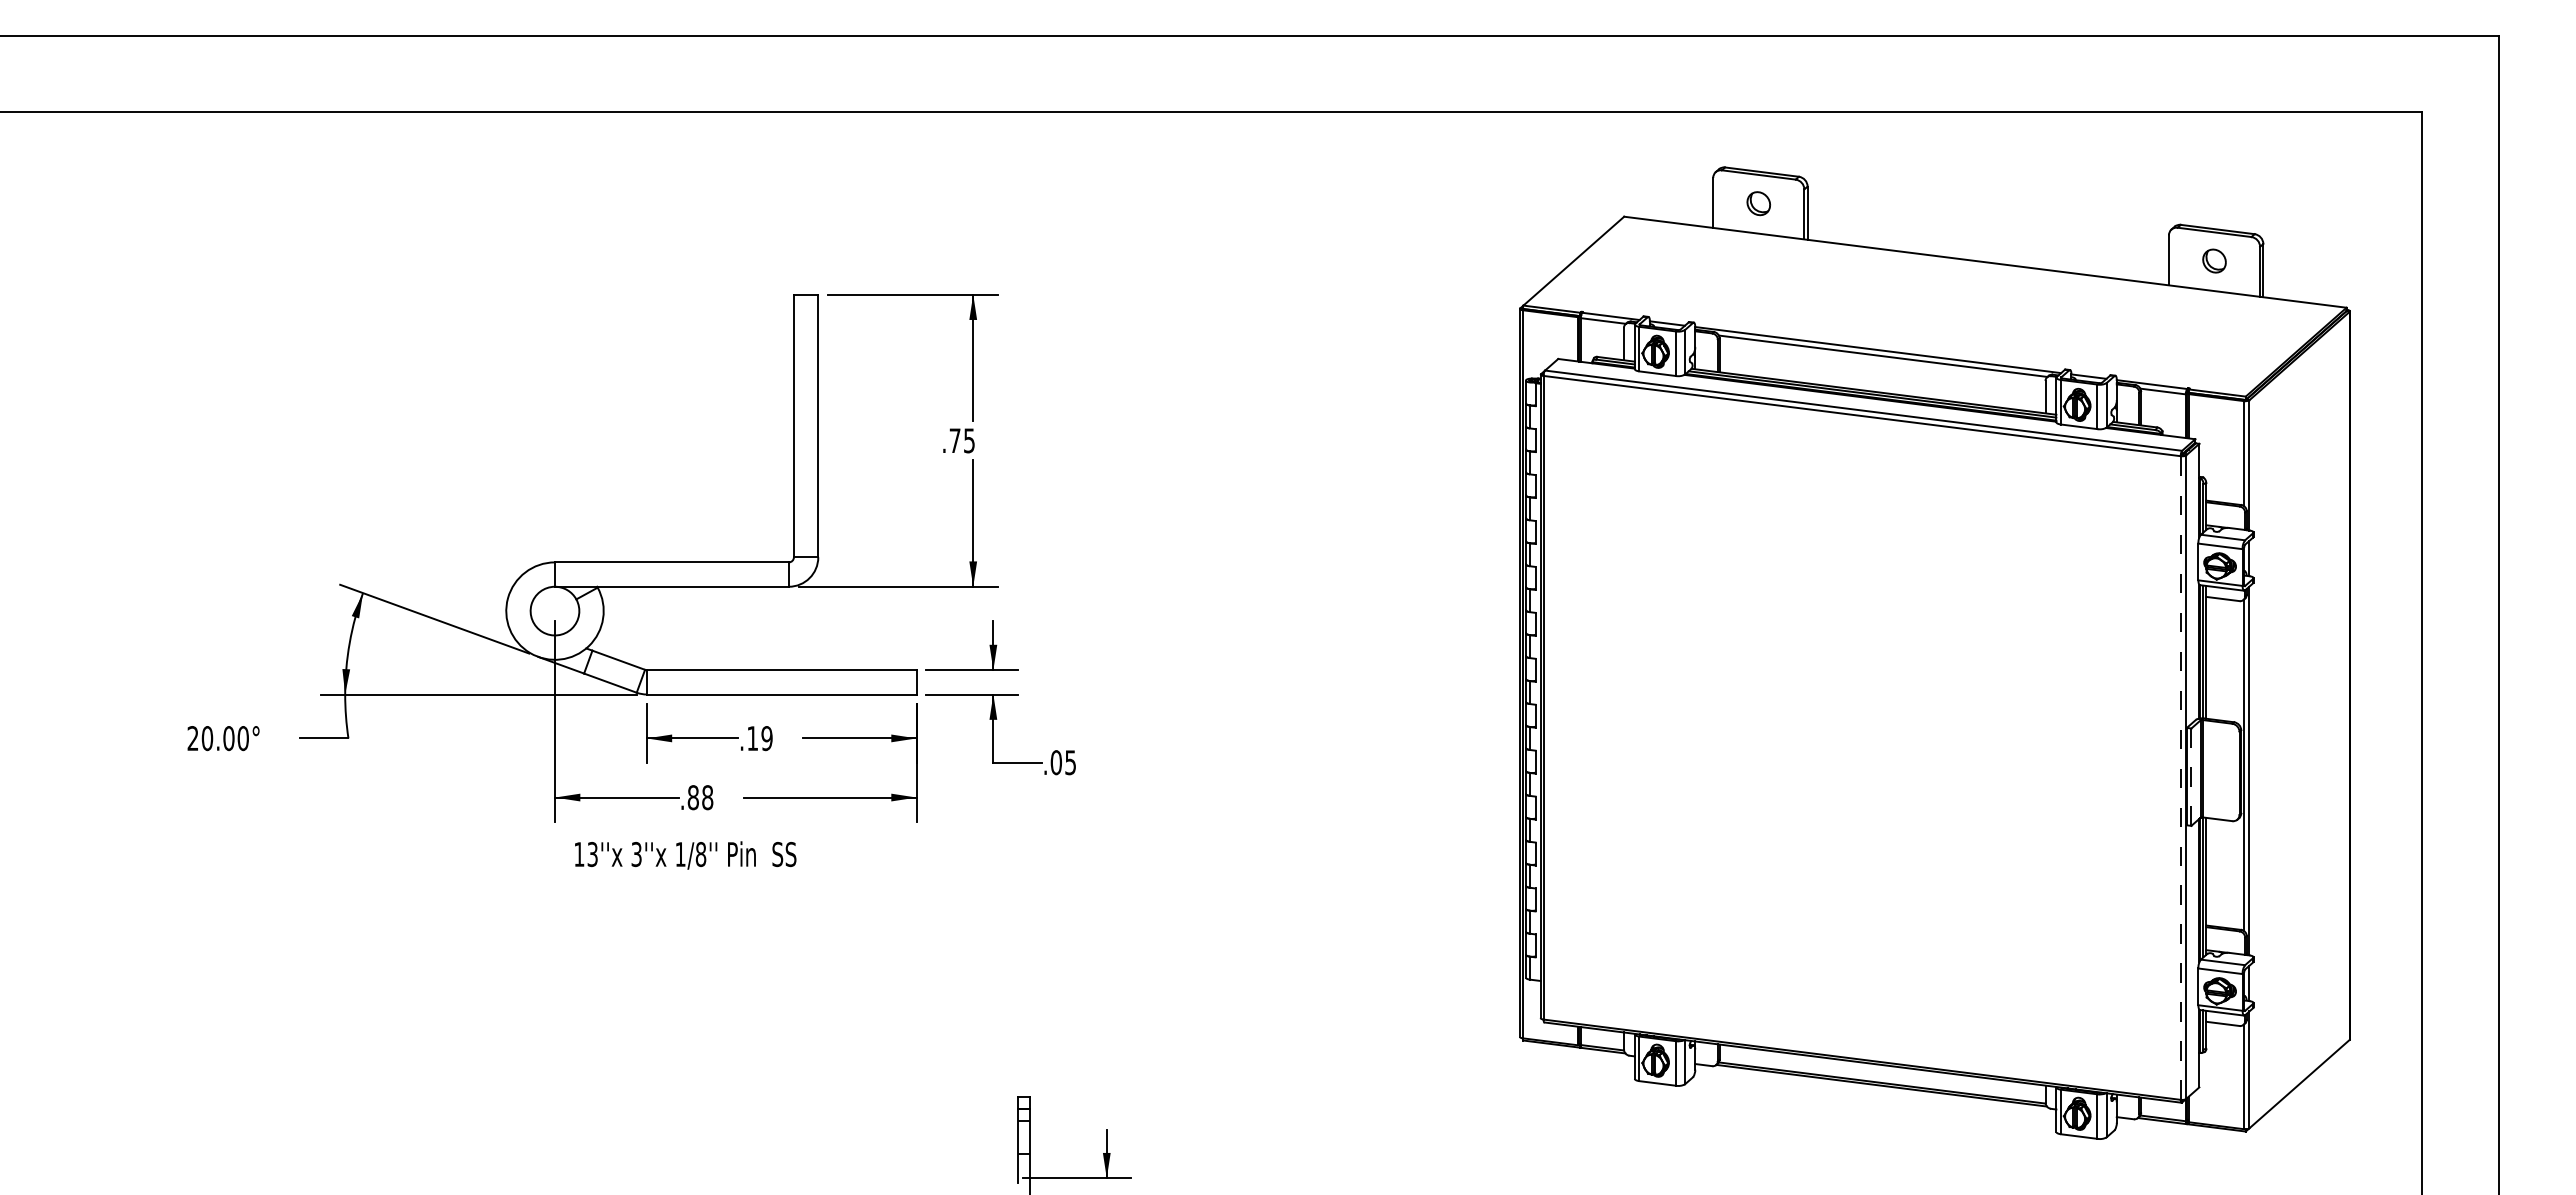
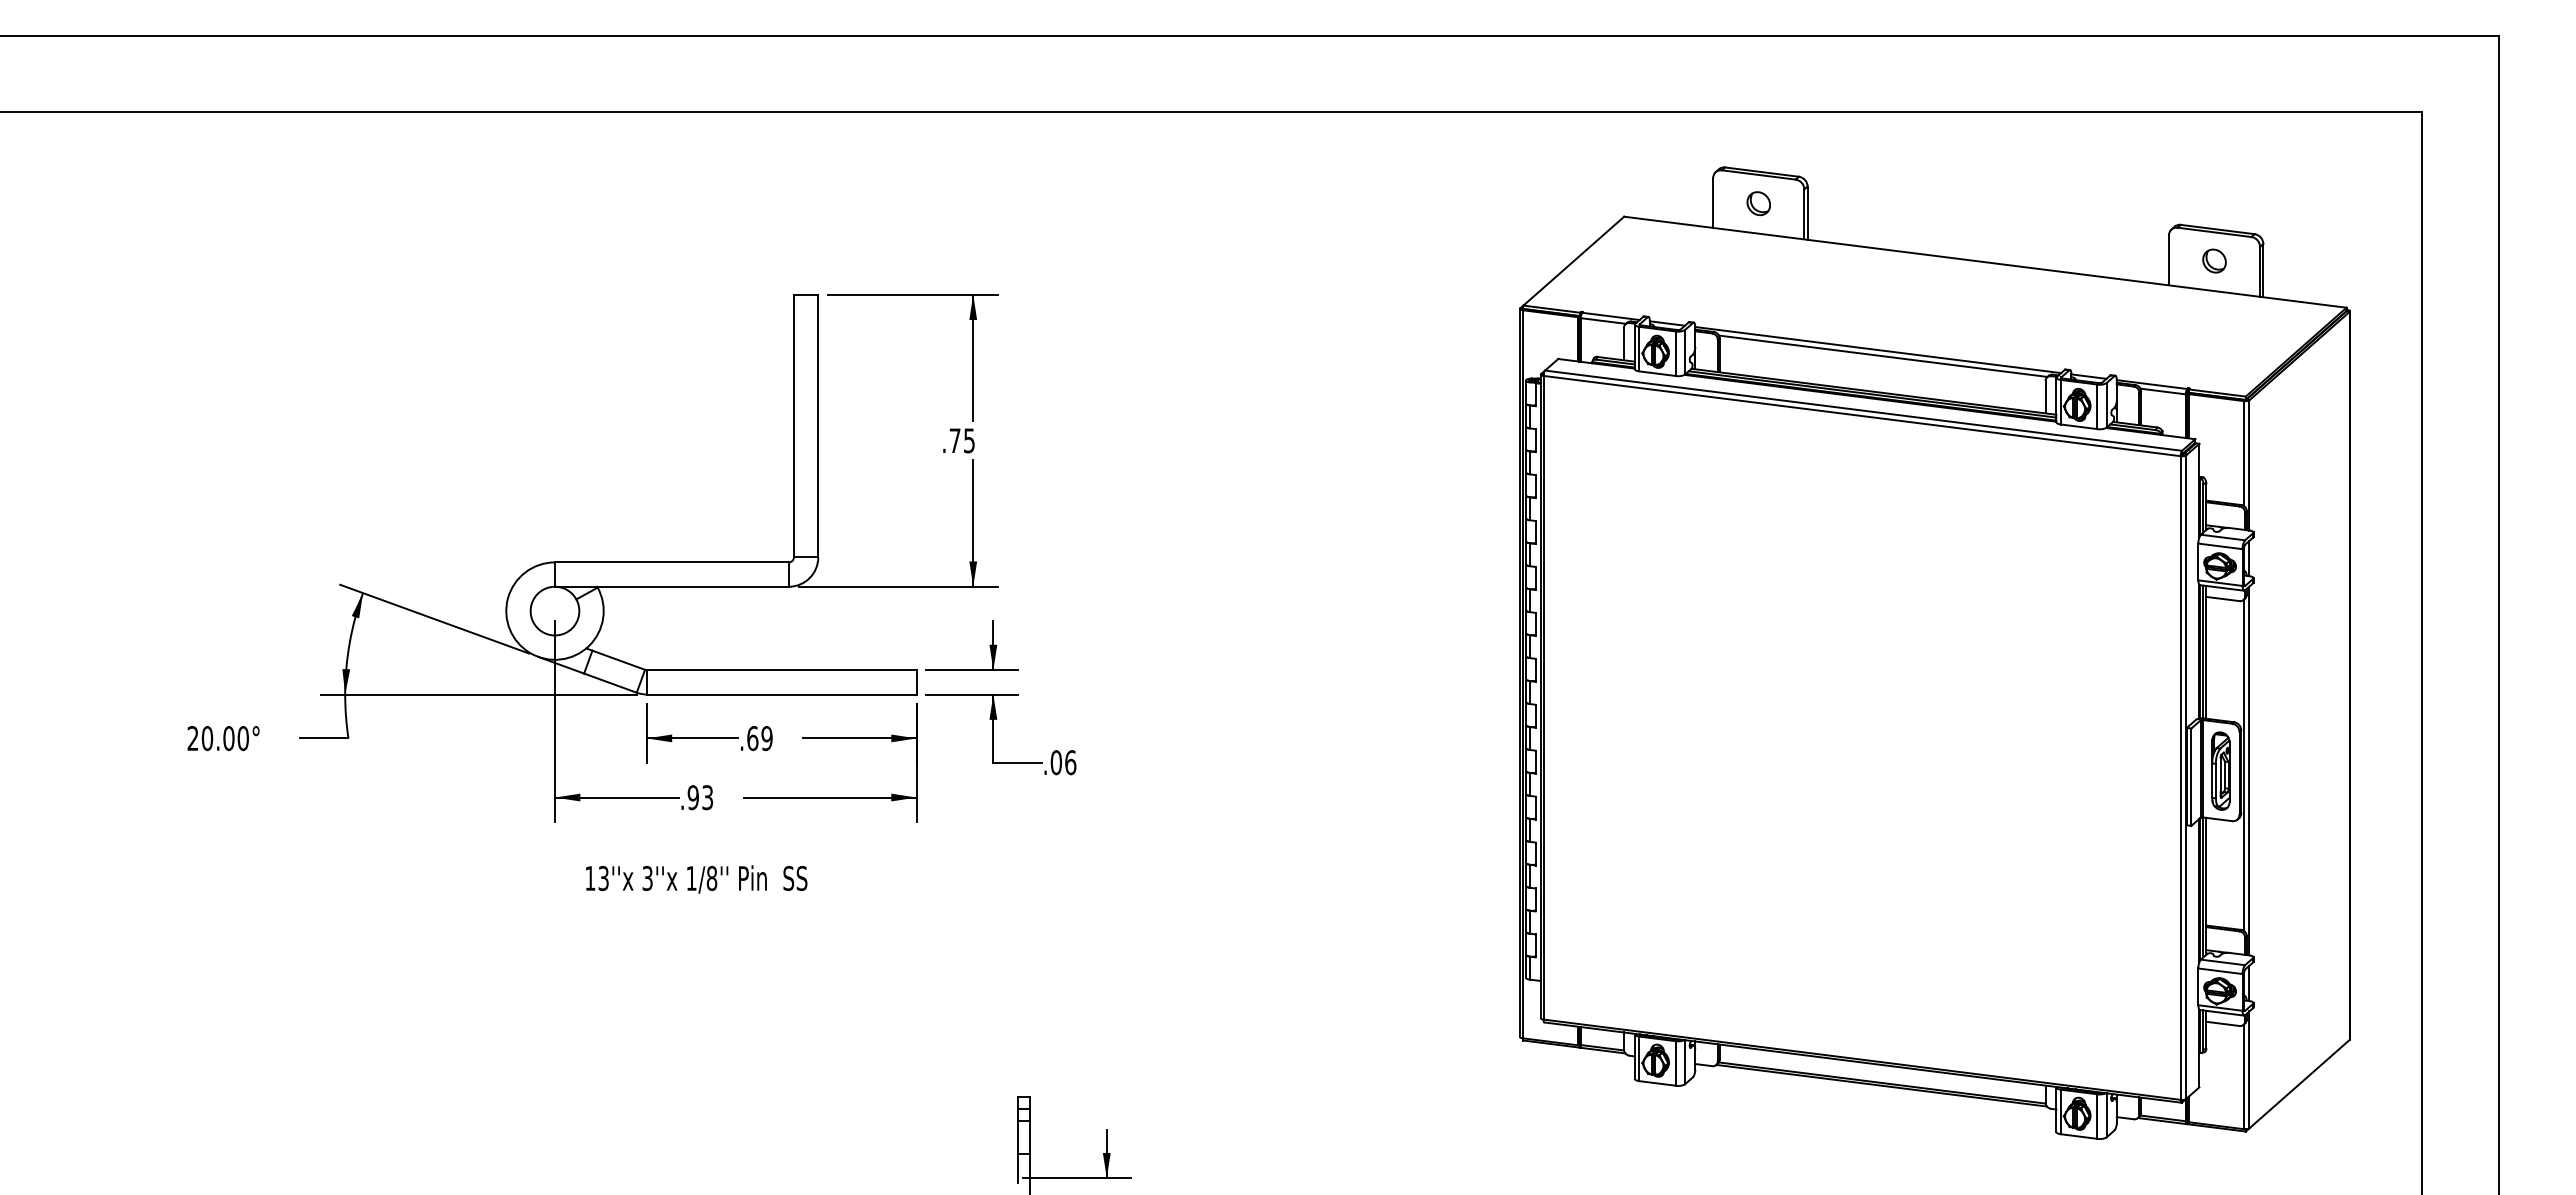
text: .19 -> .69 (752, 738)
text: .05 -> .06 (1070, 762)
part: none -> present (2220, 770)
line: dashed -> solid (2191, 777)
line: dashed -> solid (2180, 778)
text: .88 -> .93 (700, 797)
text position: (685, 855) -> (696, 879) (696, 879)
